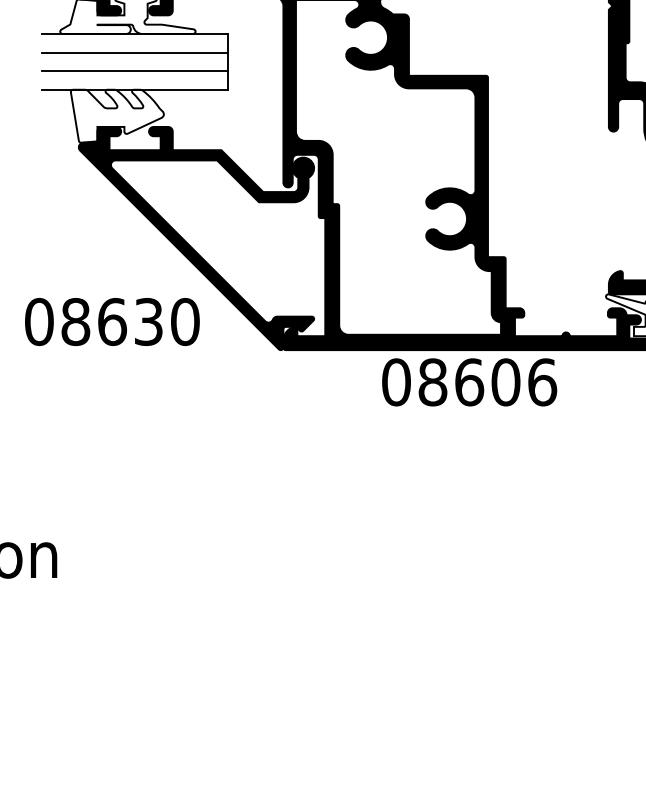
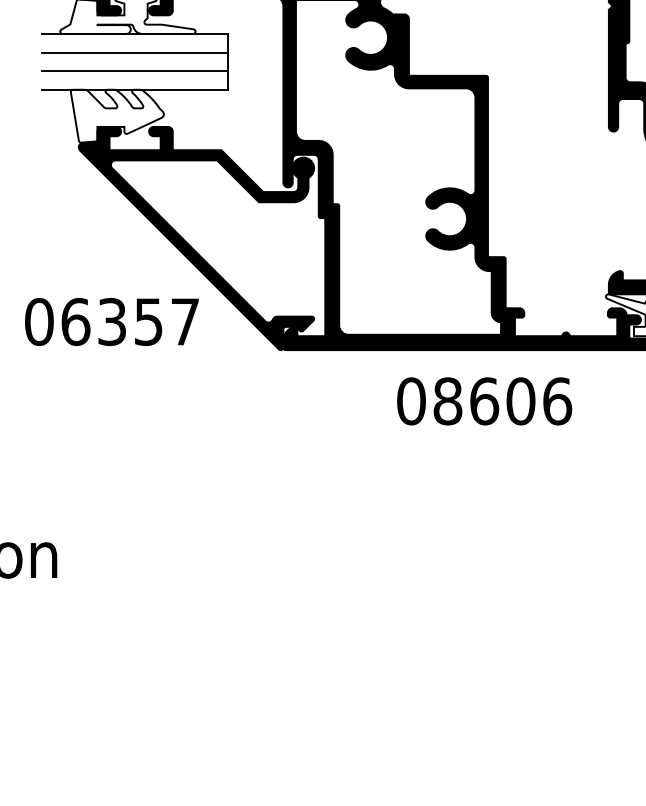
text: 08630 -> 06357 (130, 321)
text position: (469, 382) -> (484, 401) (484, 401)
